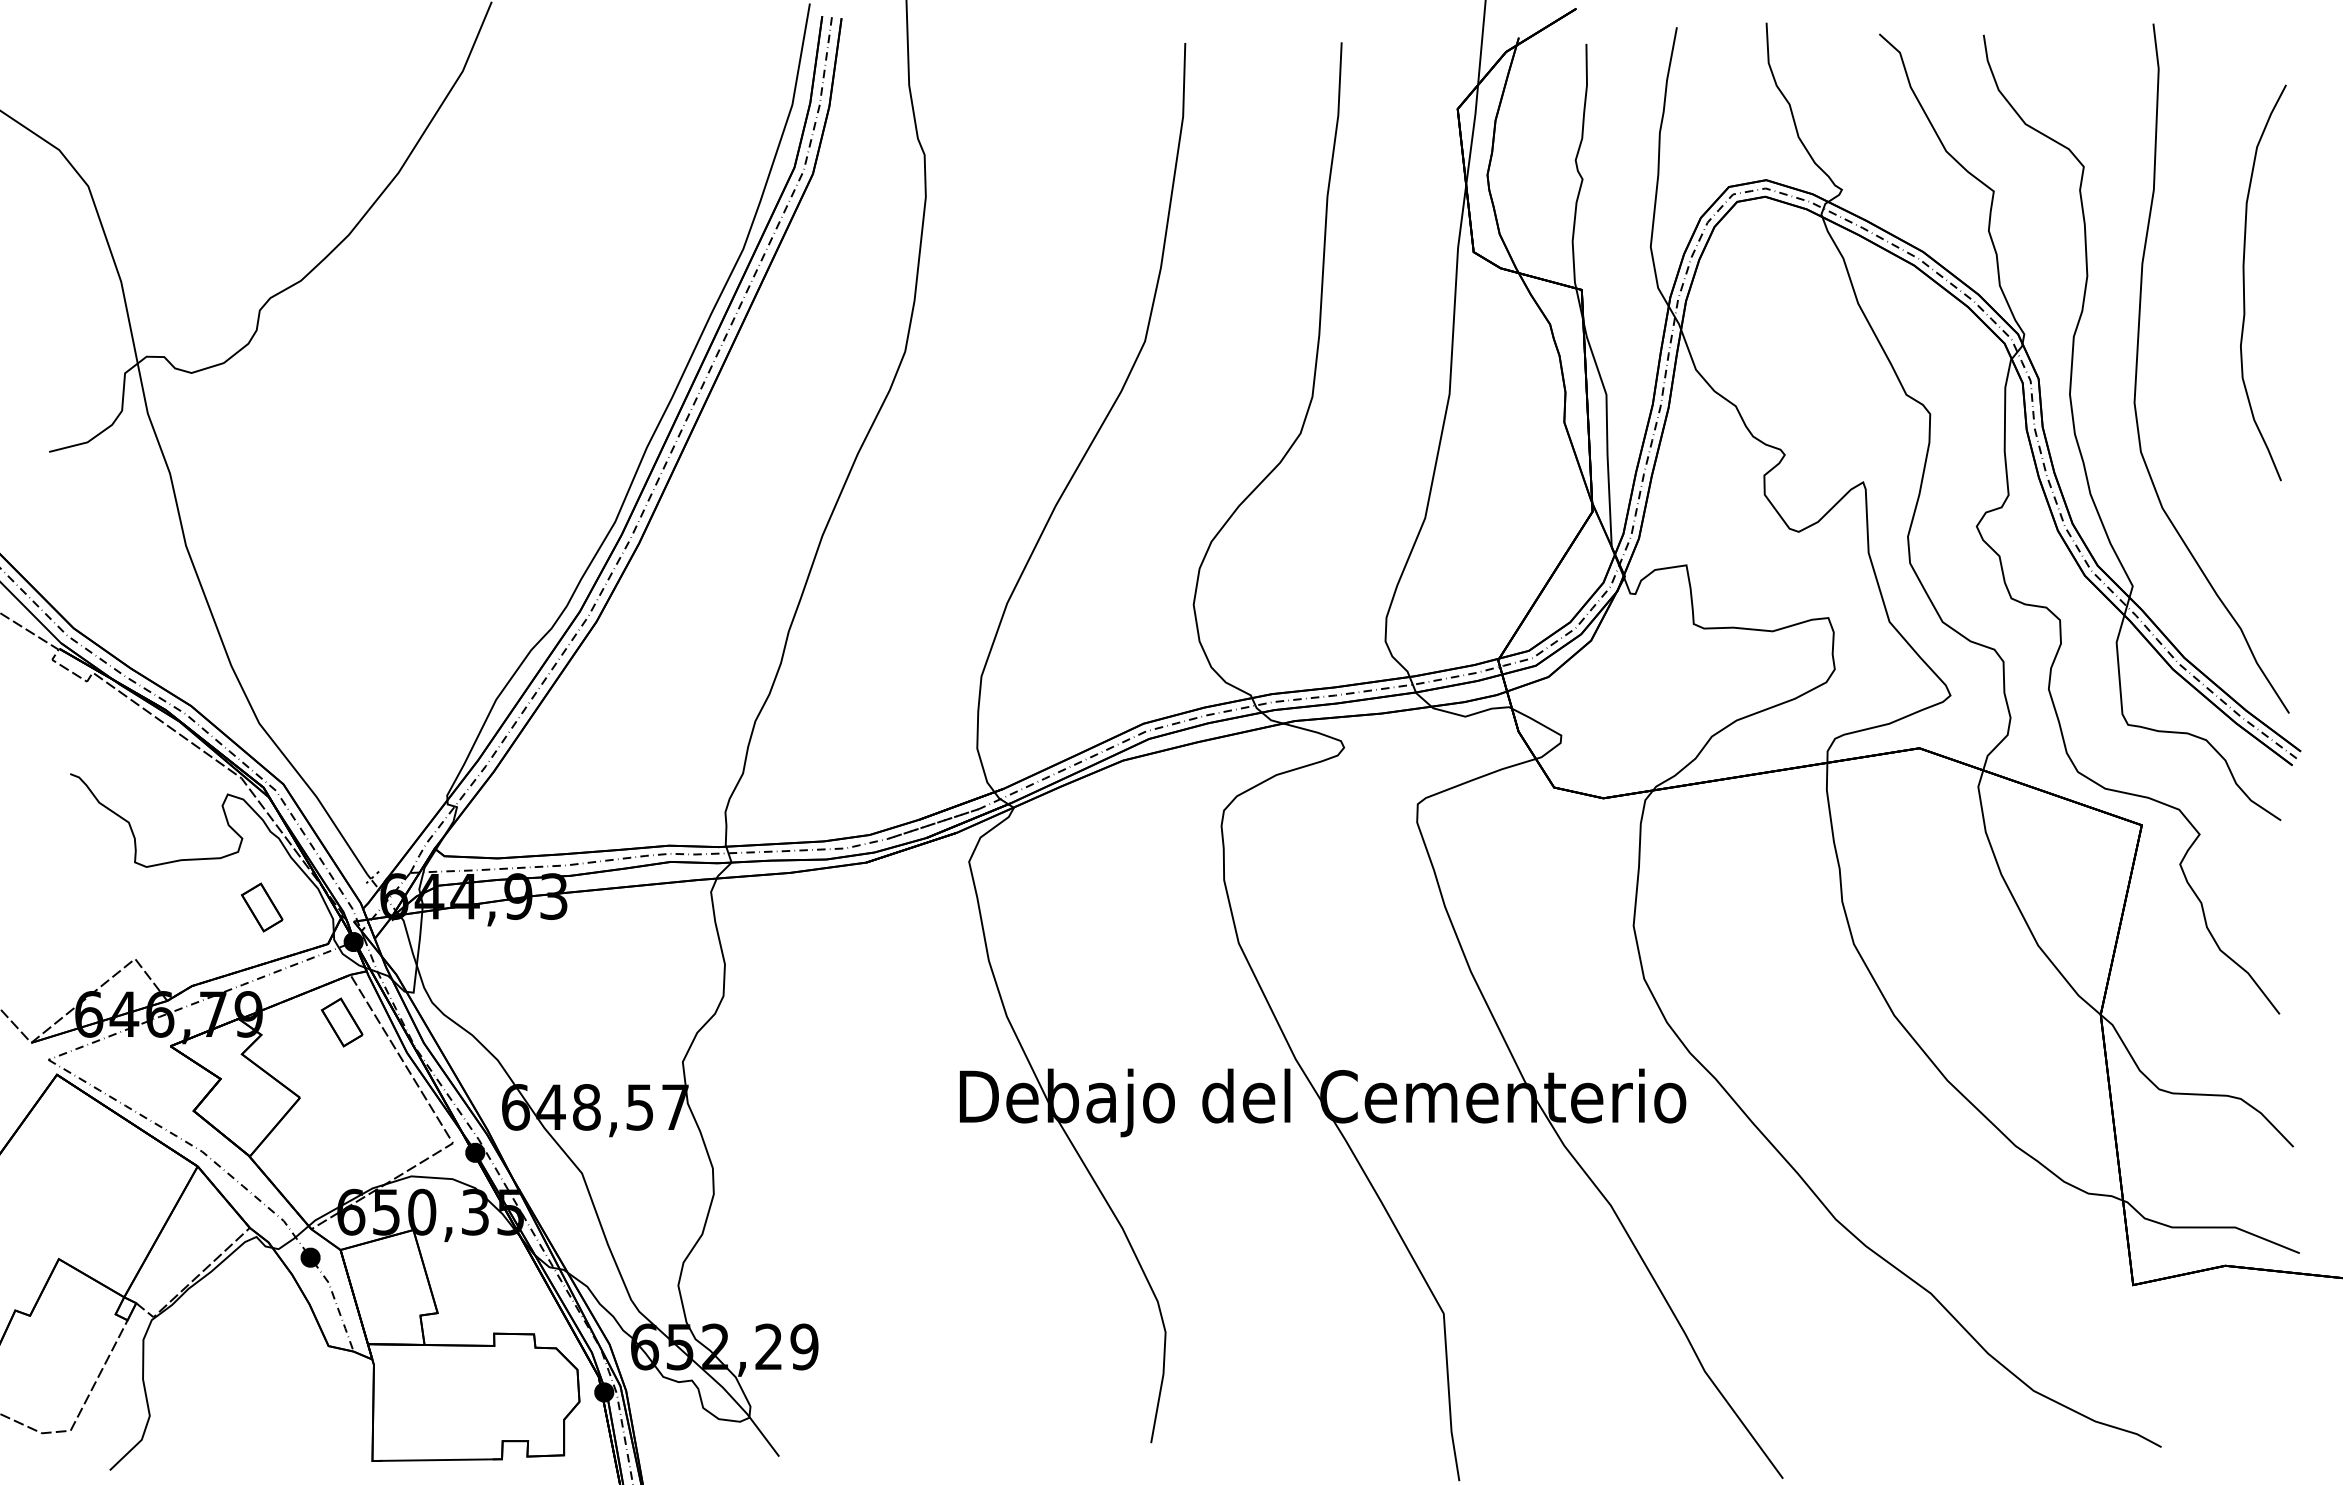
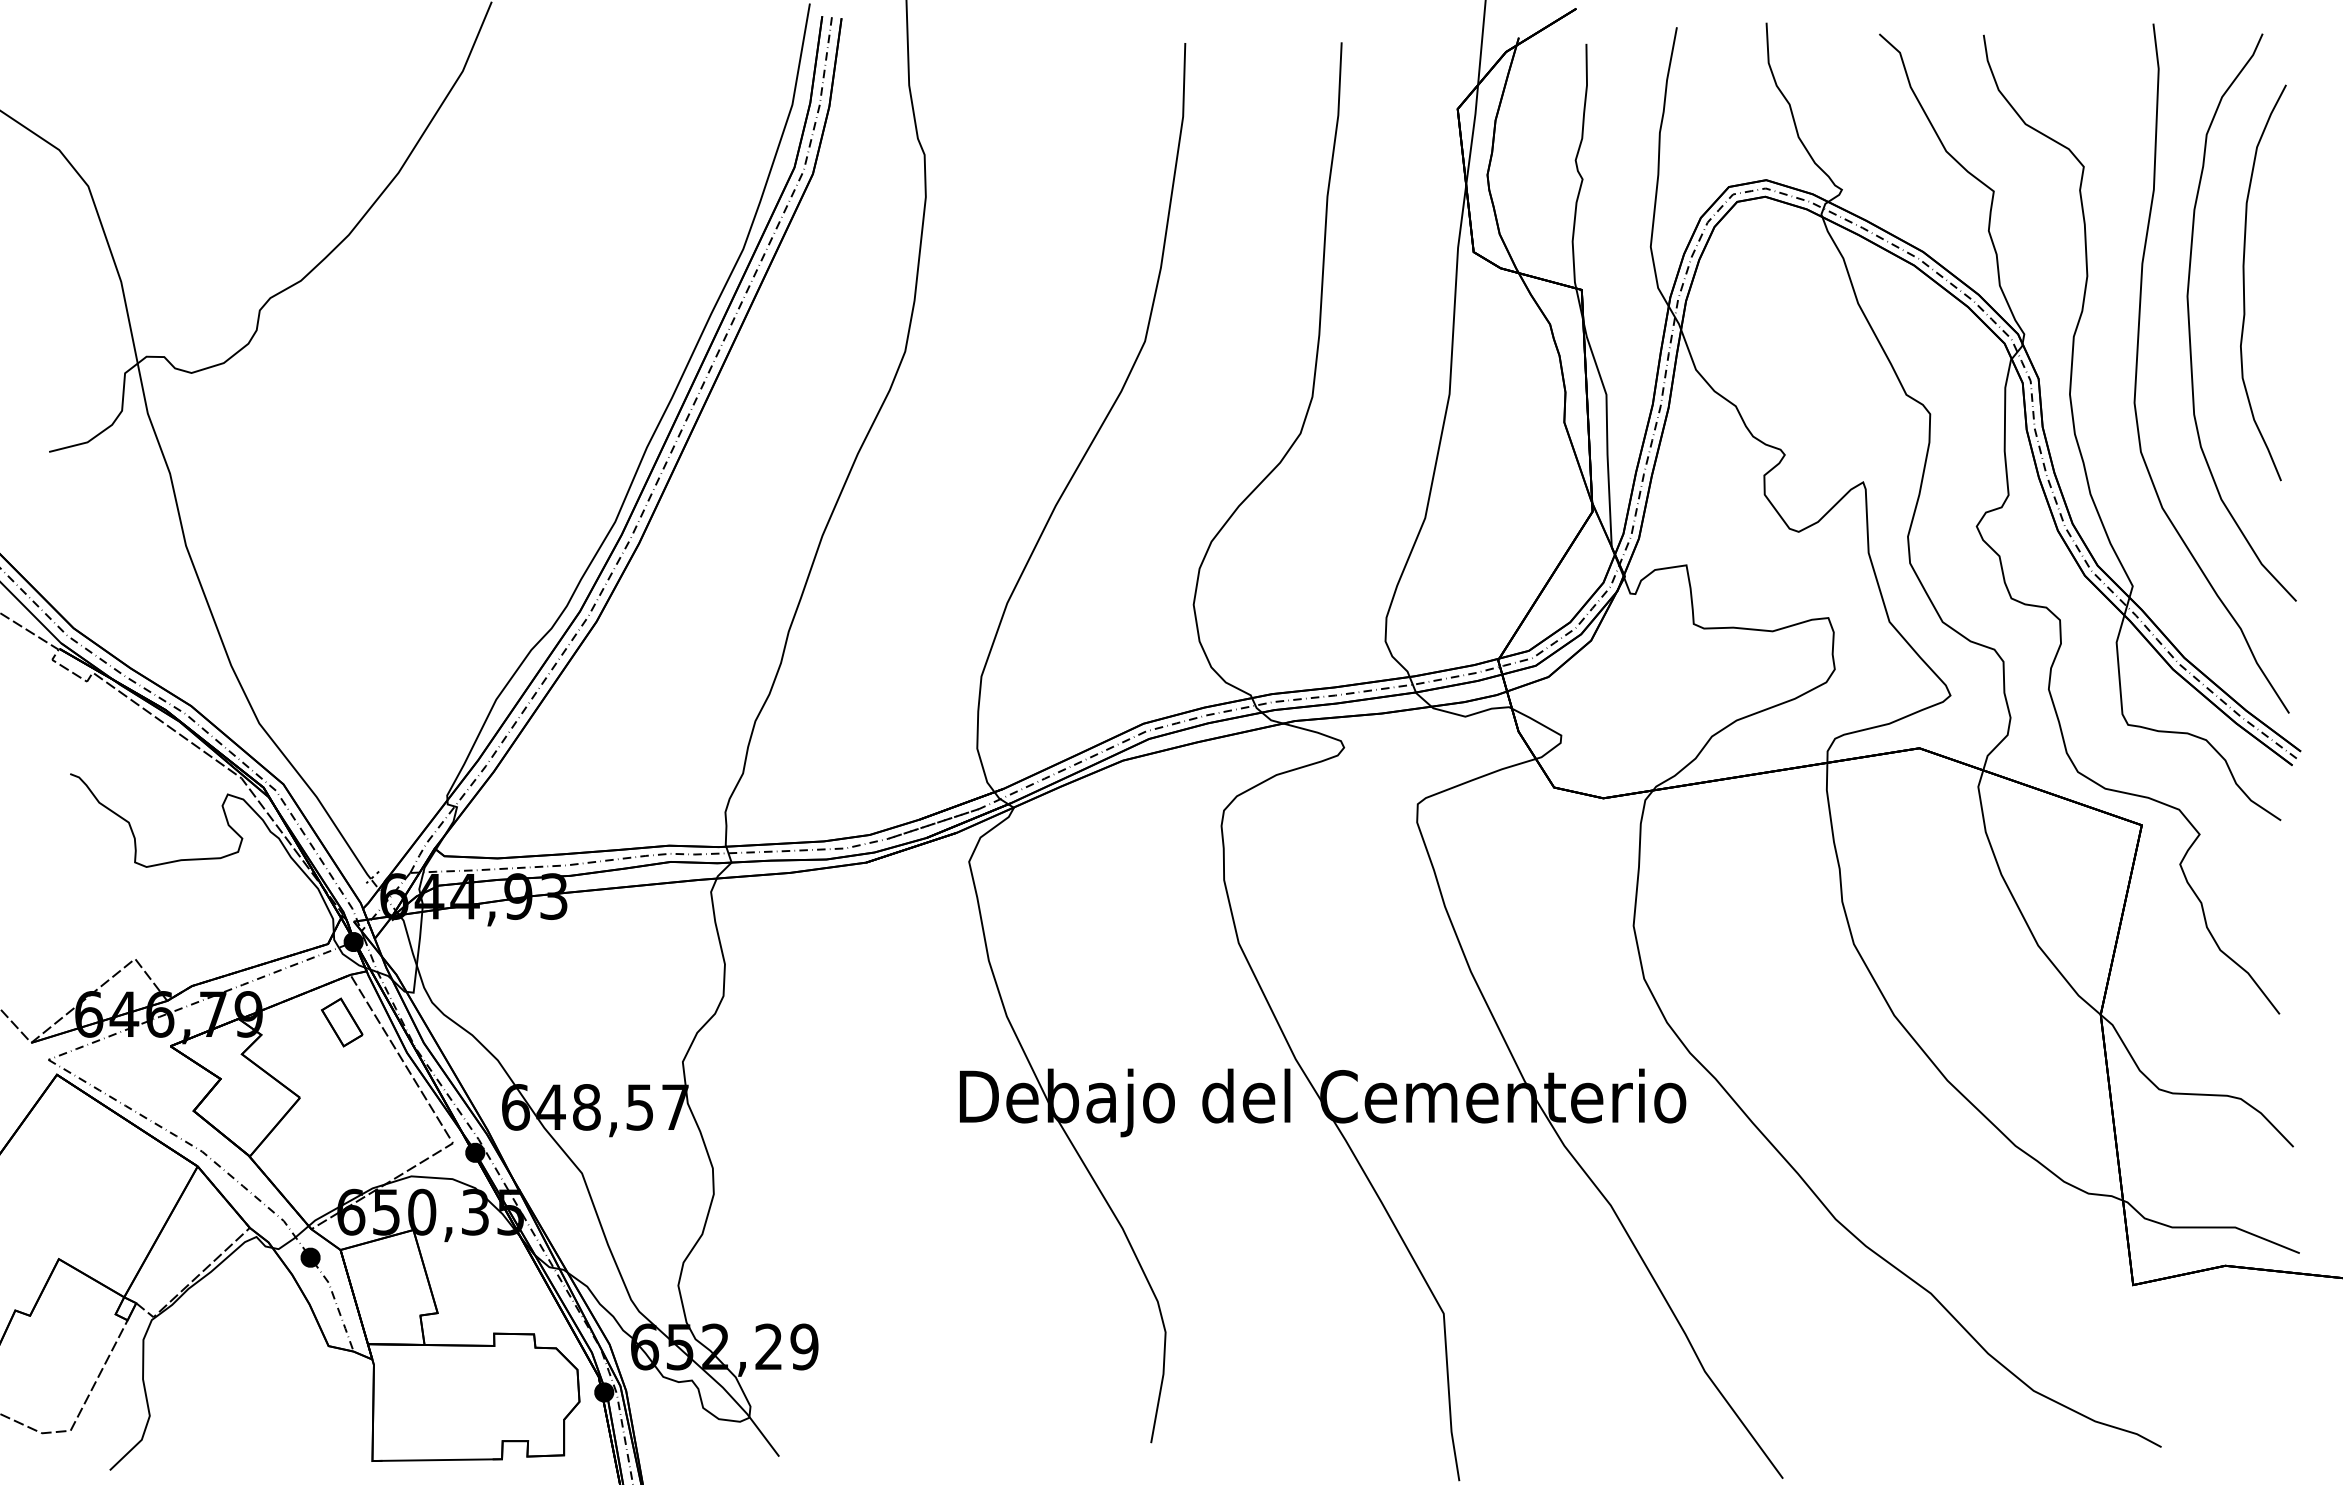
curve: none -> present (2190, 326)
part: present -> none (262, 907)
